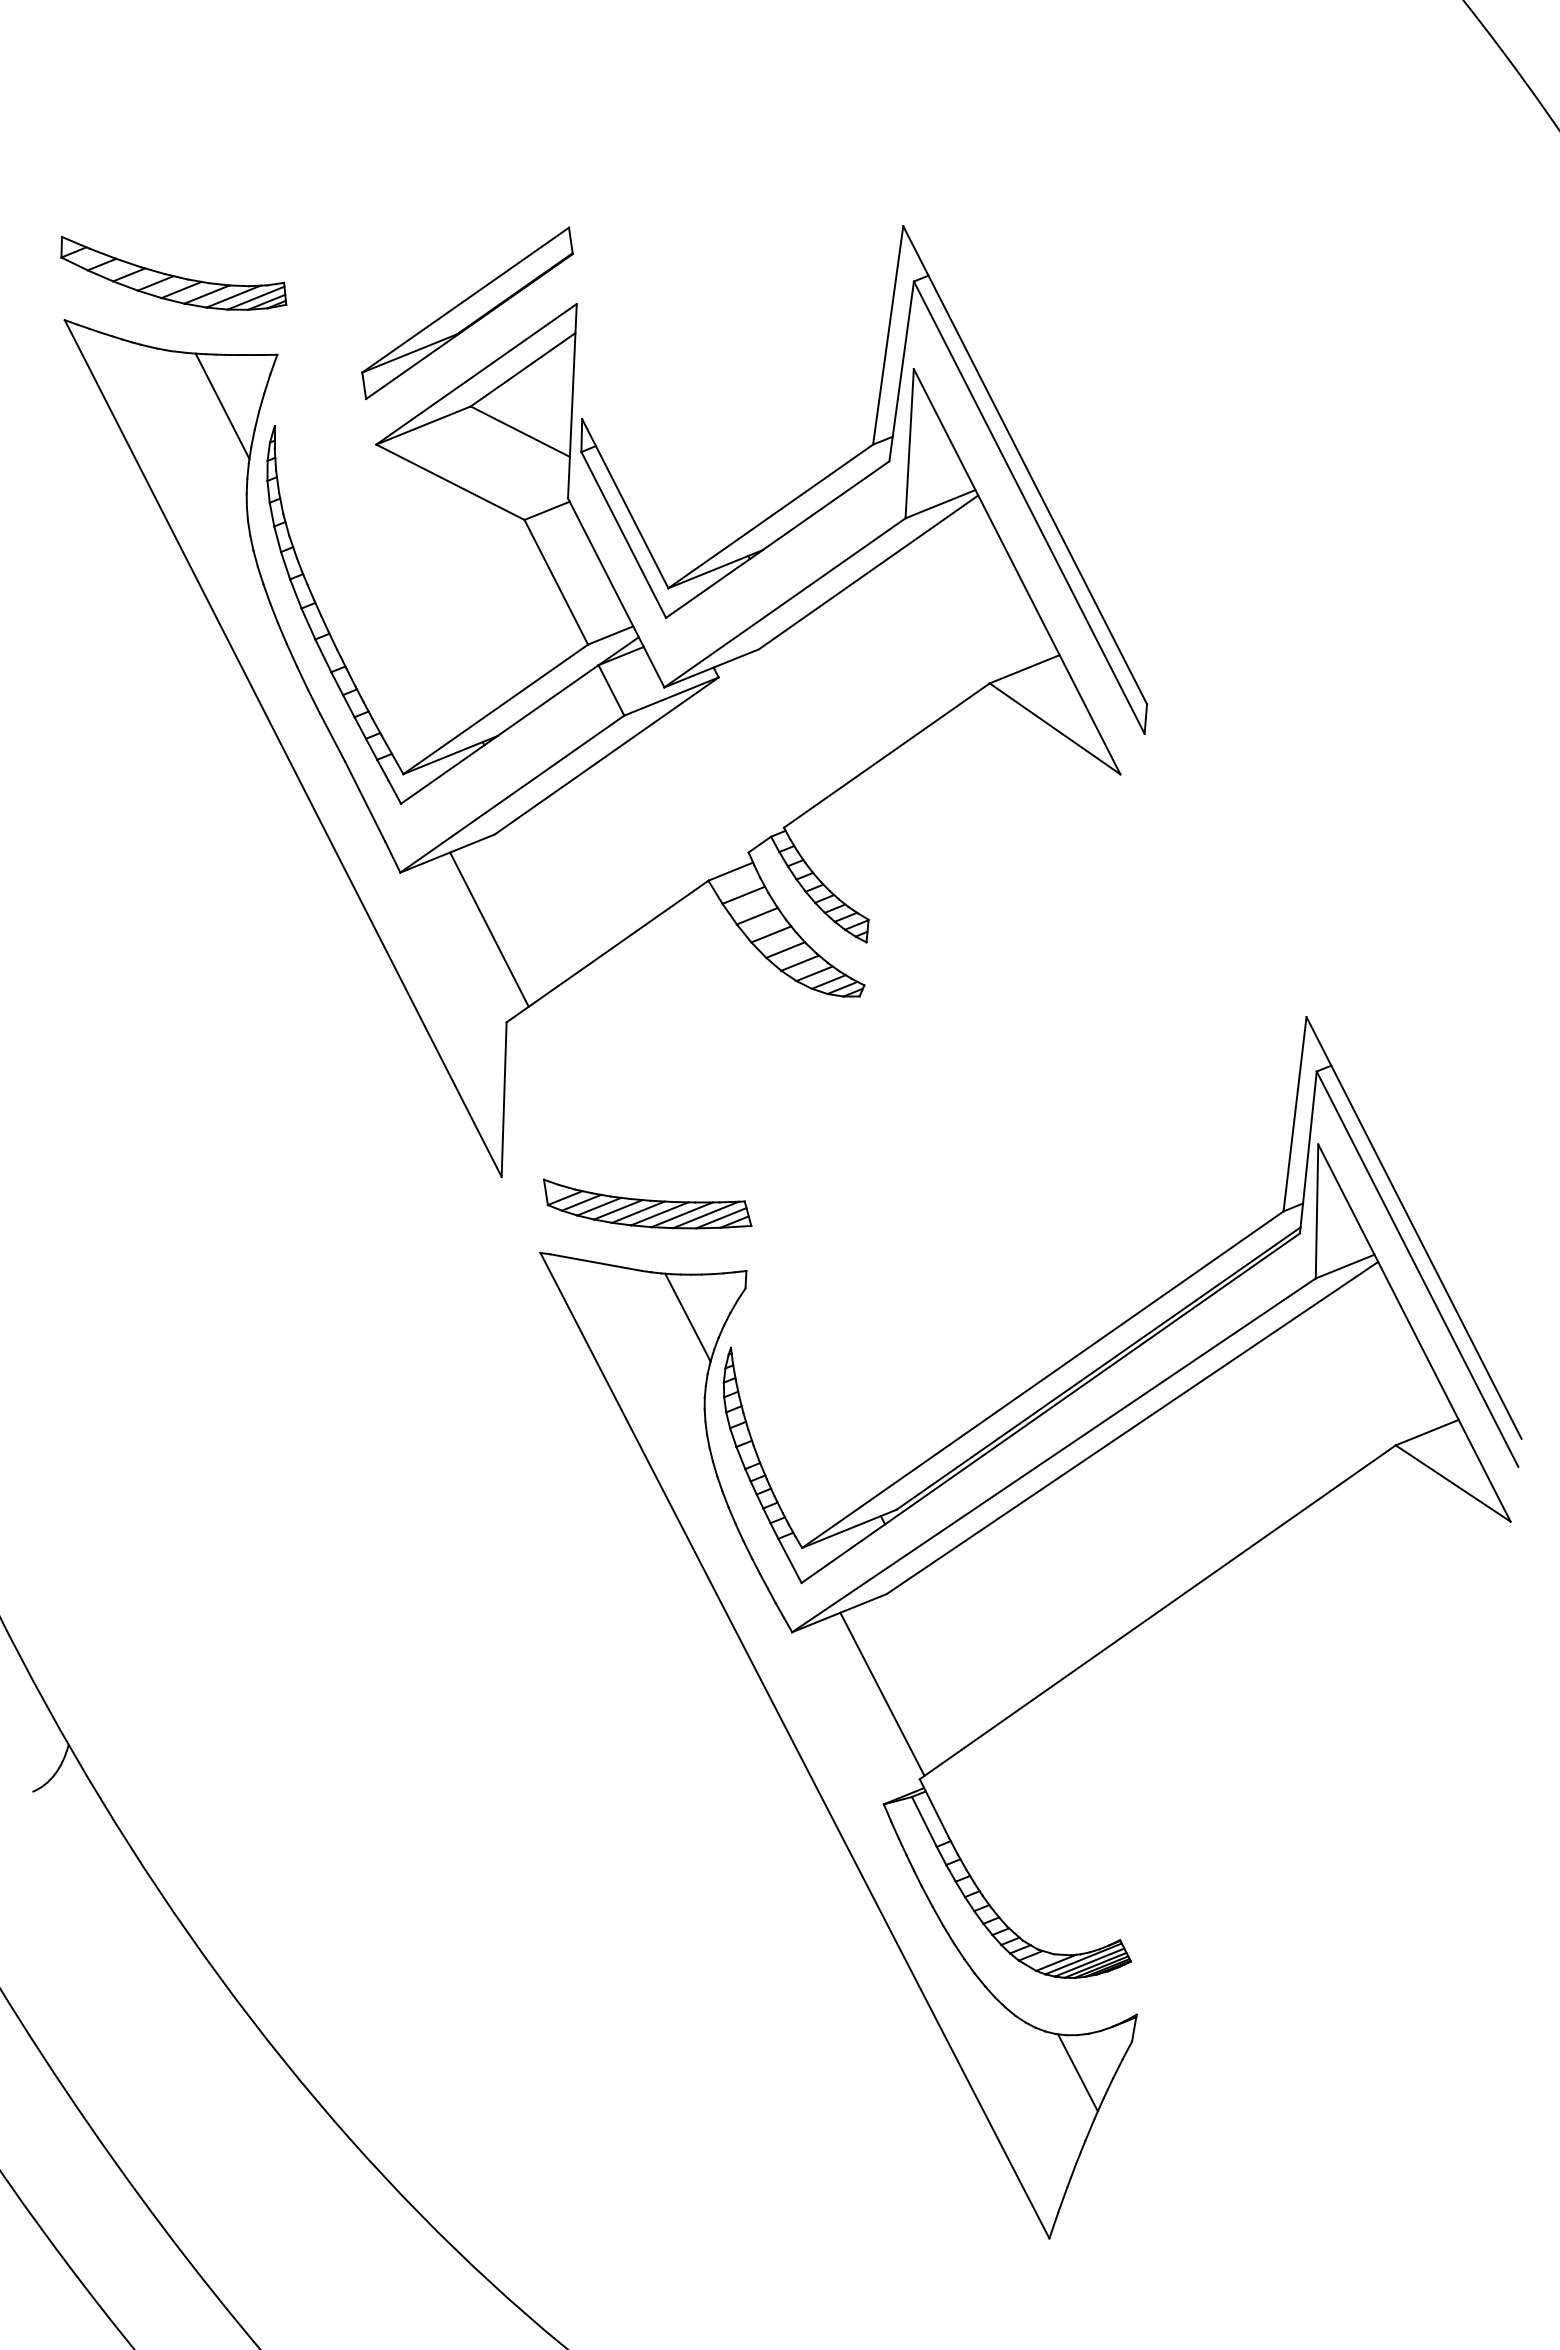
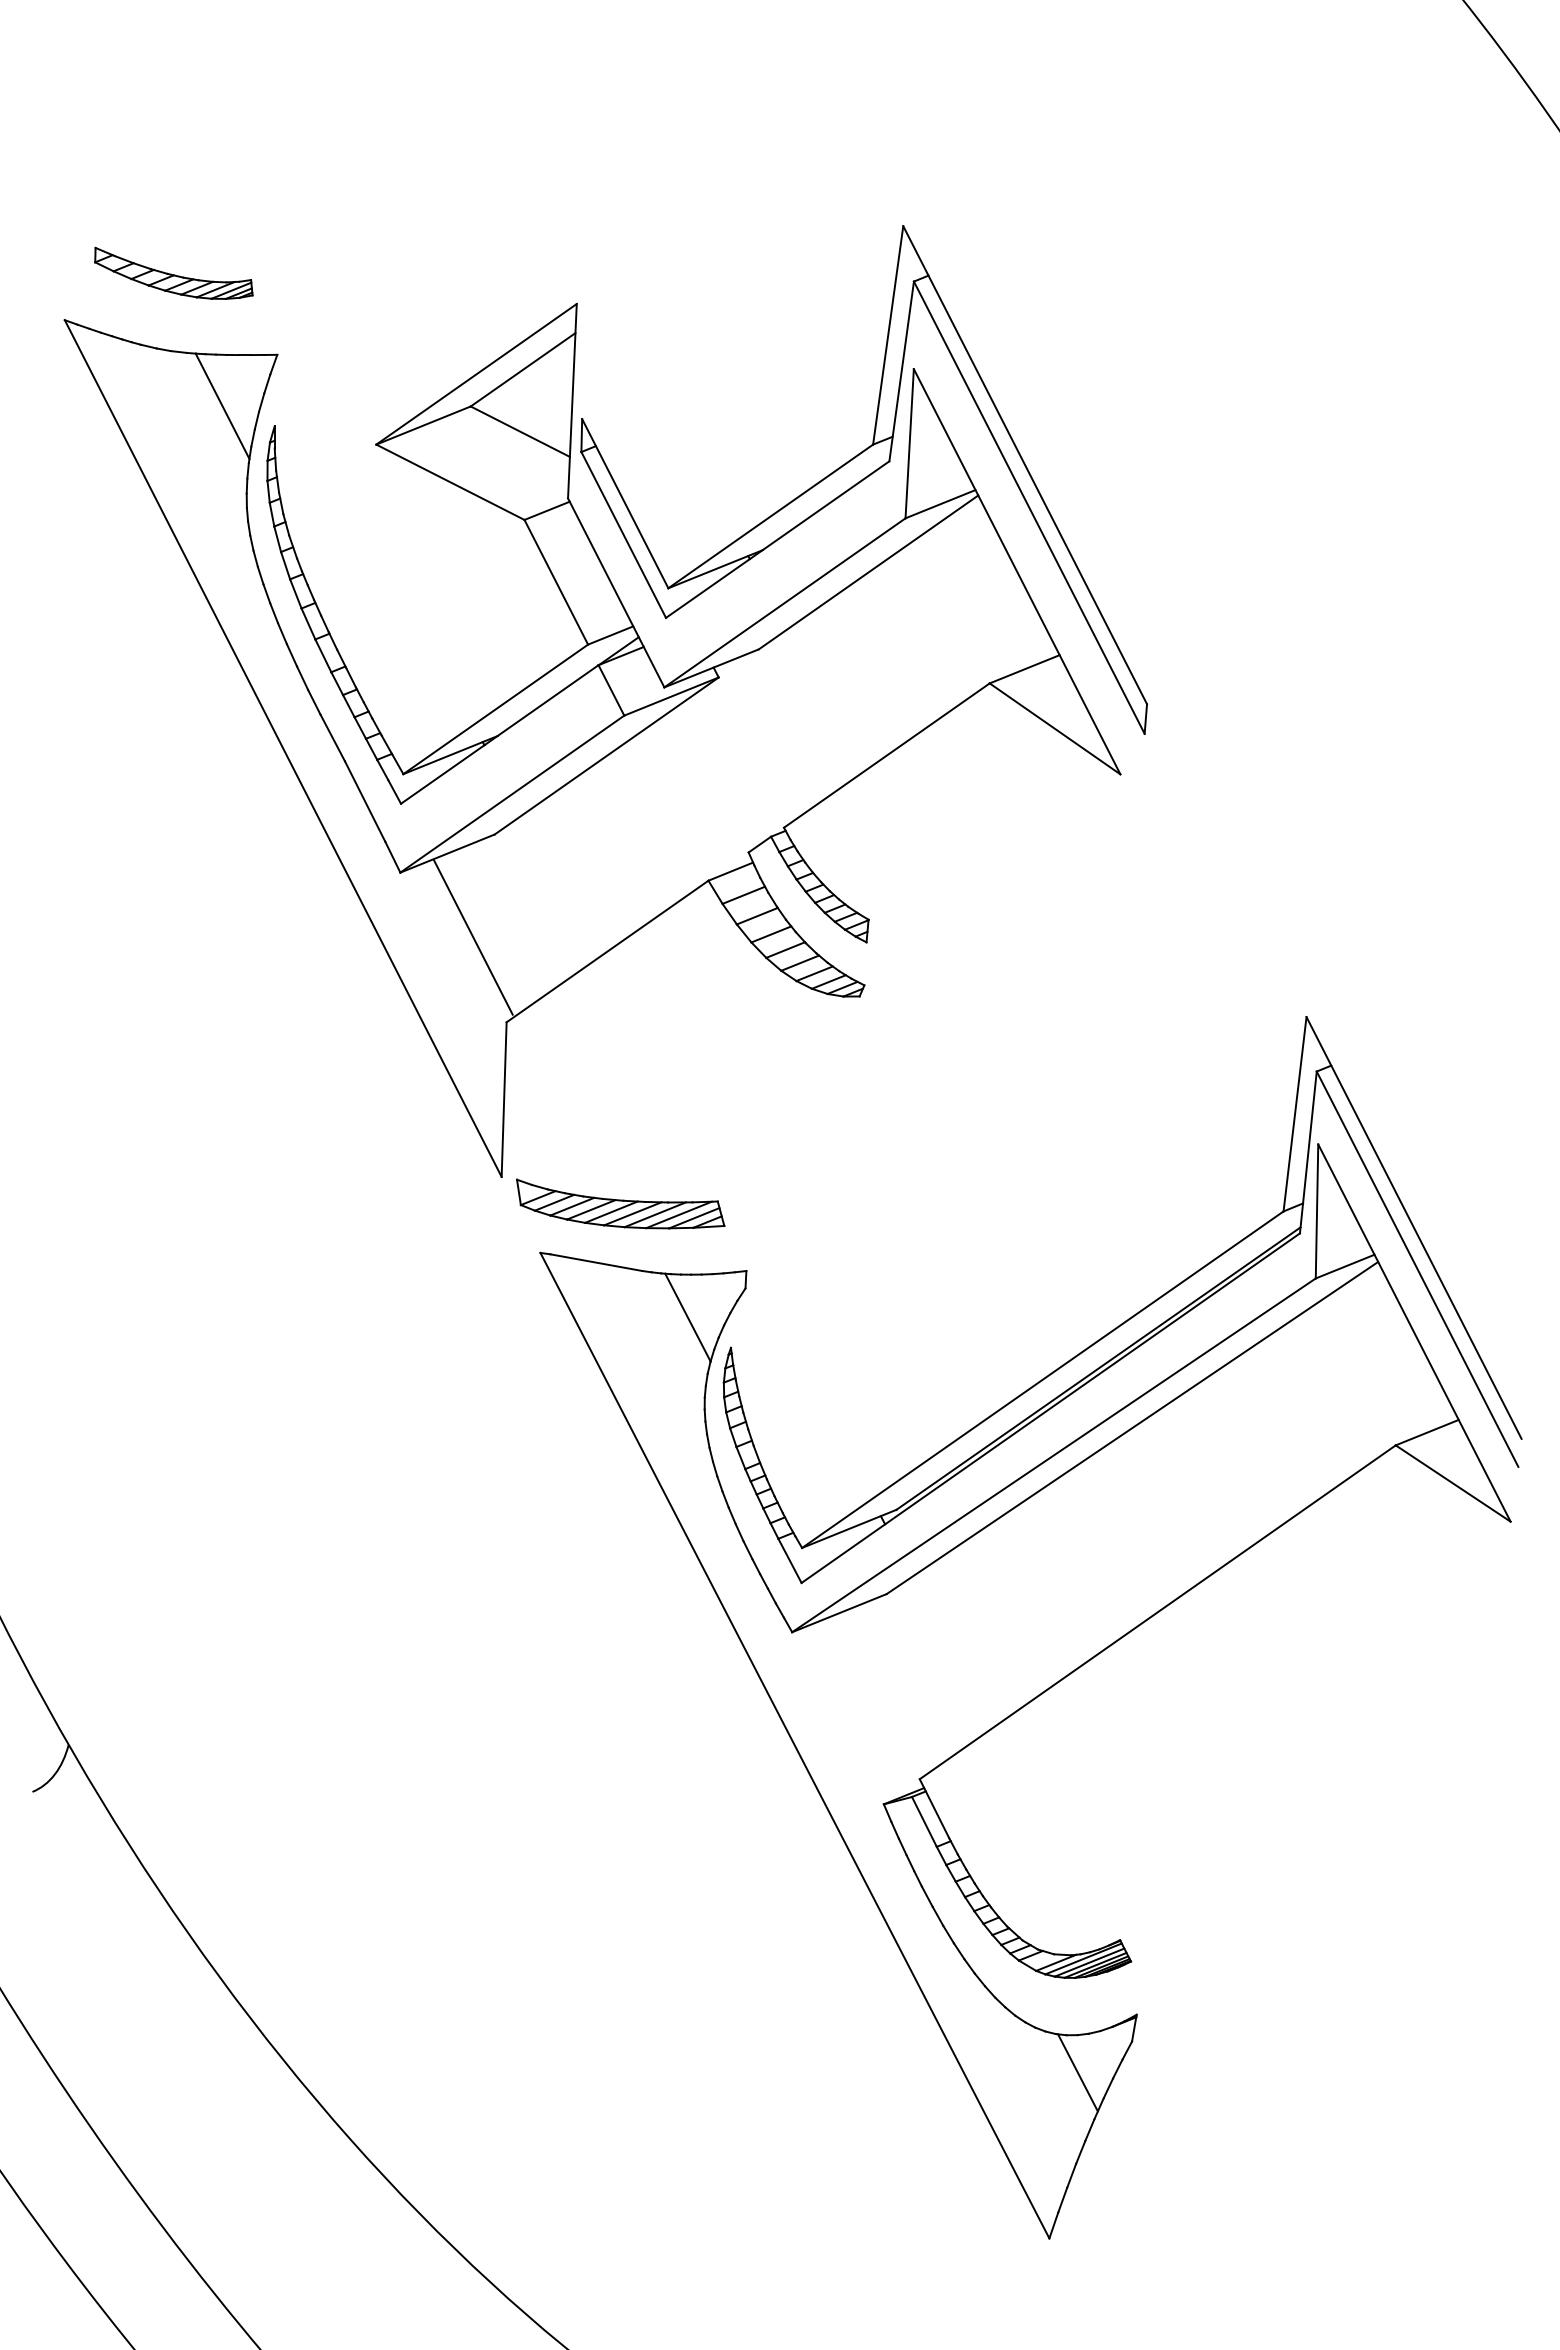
part size: 228x75 px -> 160x54 px (173, 272)
part: present -> none (467, 313)
line position: (489, 929) -> (473, 937) (473, 937)
part position: (647, 1203) -> (620, 1203) (620, 1203)
line: present -> none (882, 1693)
